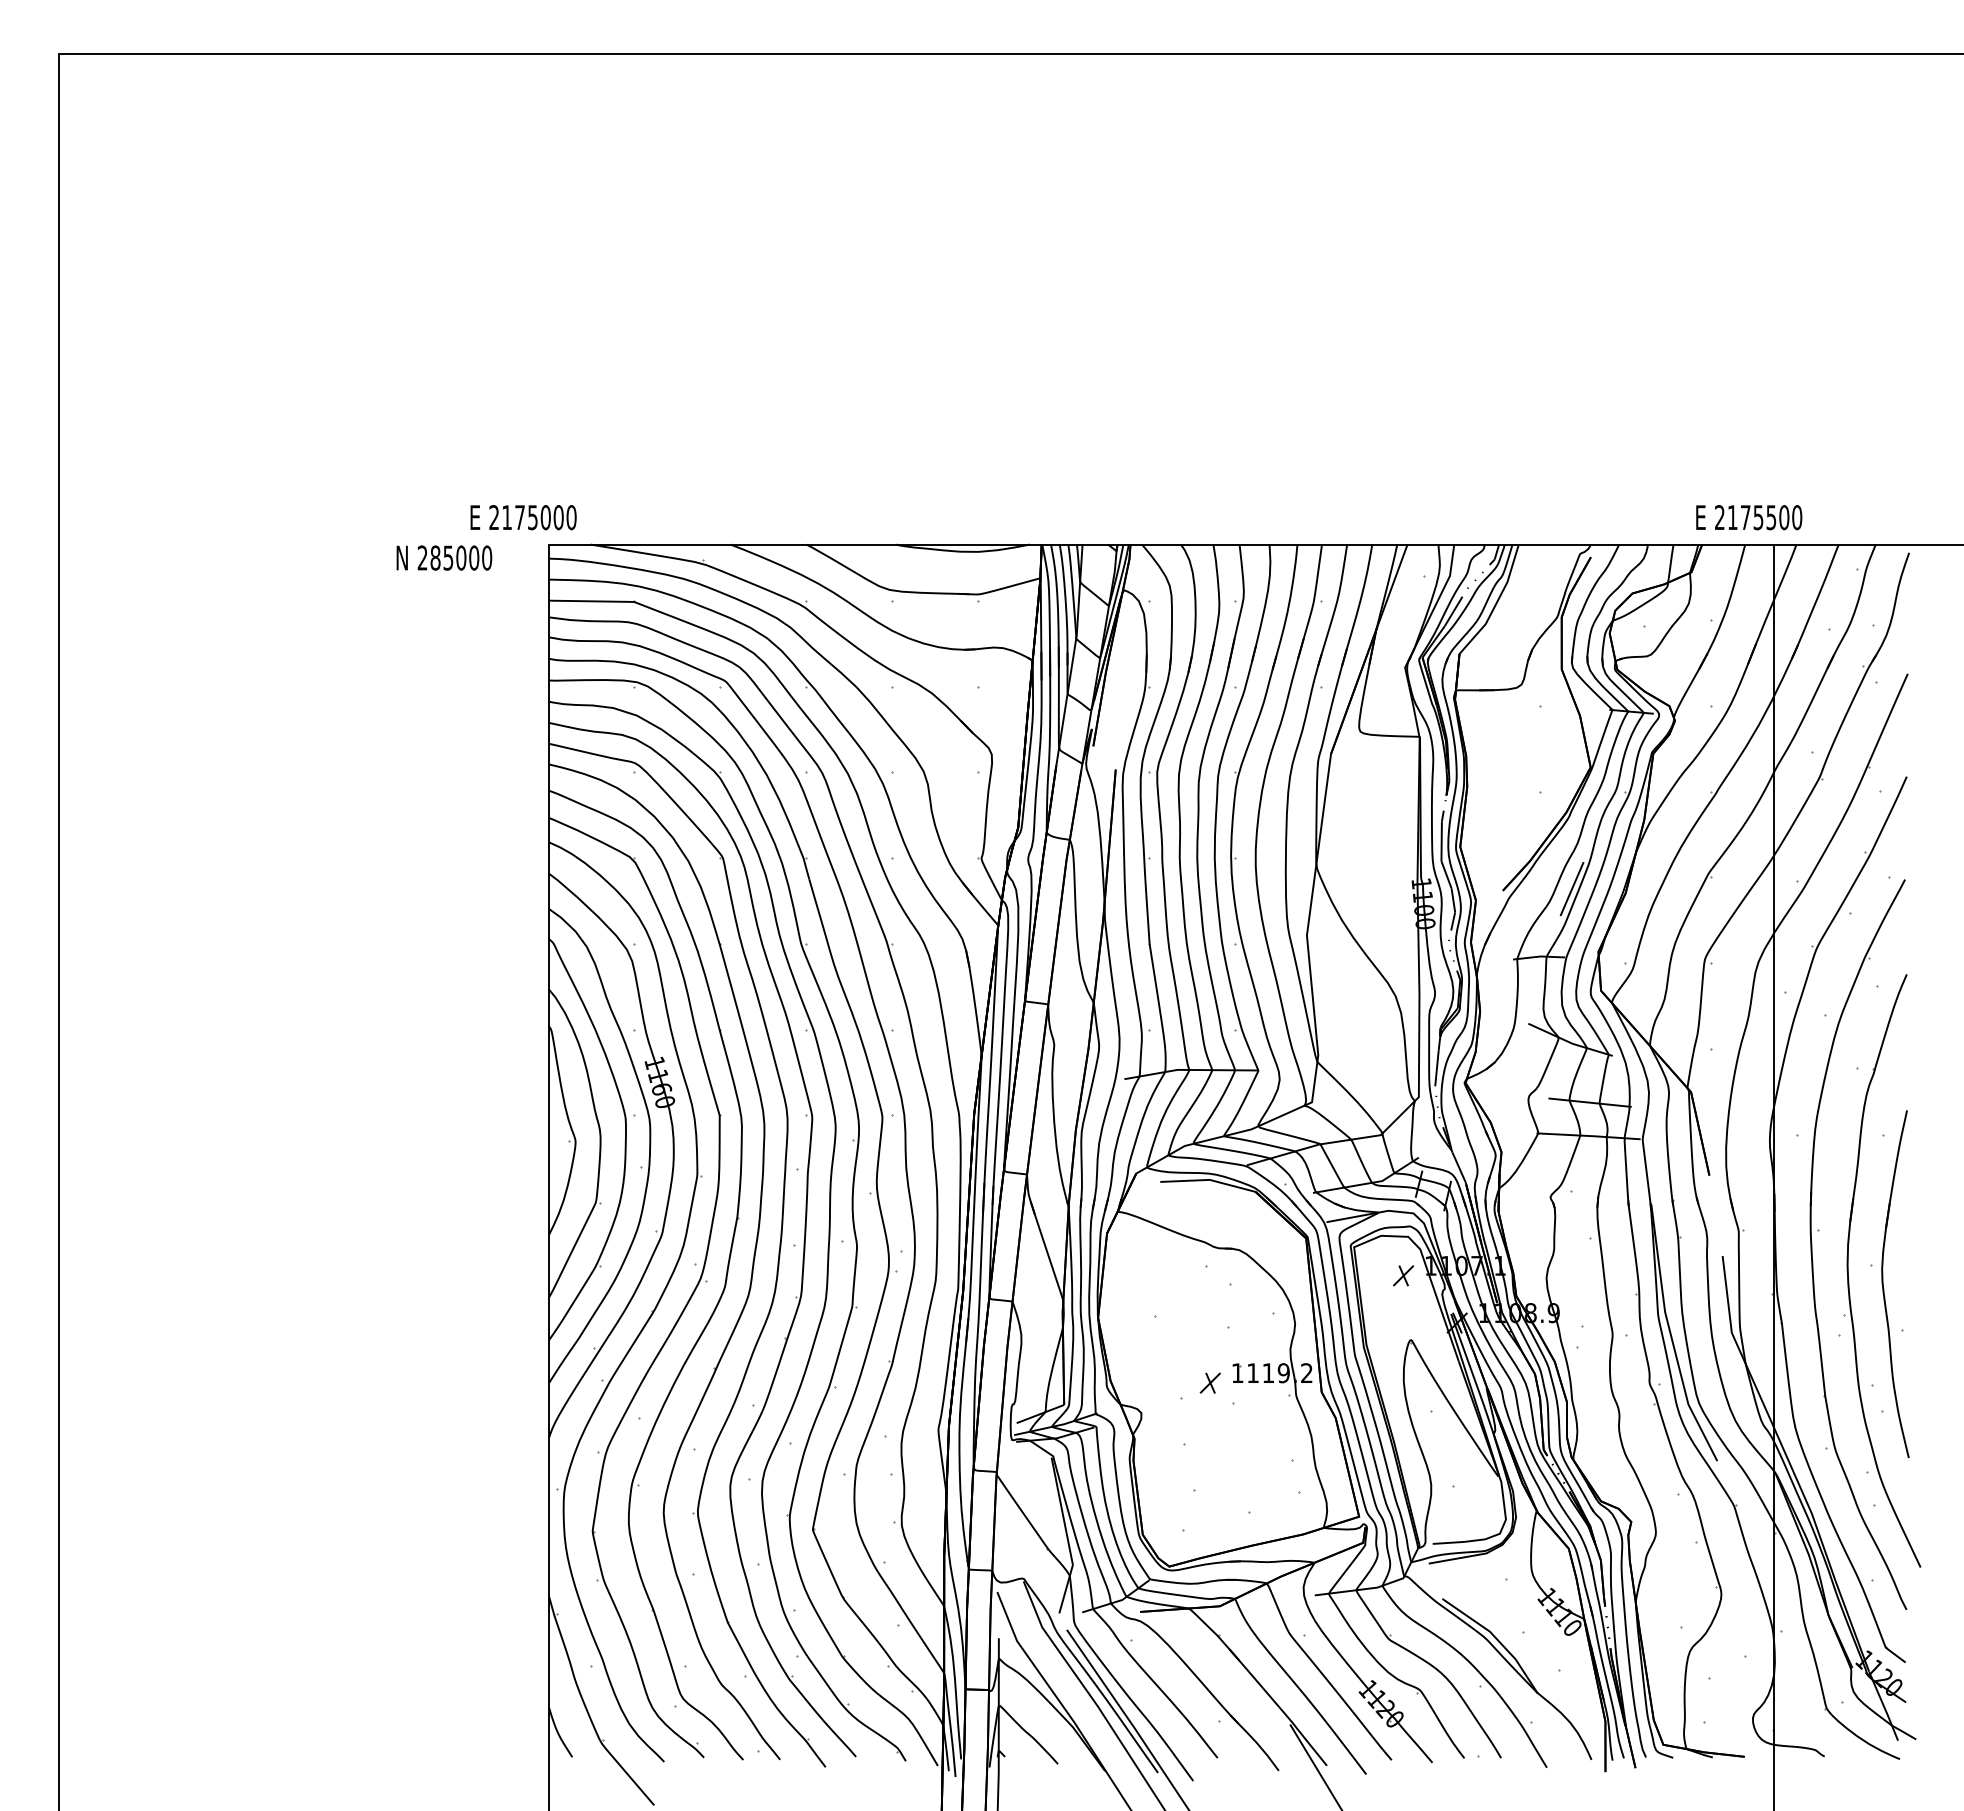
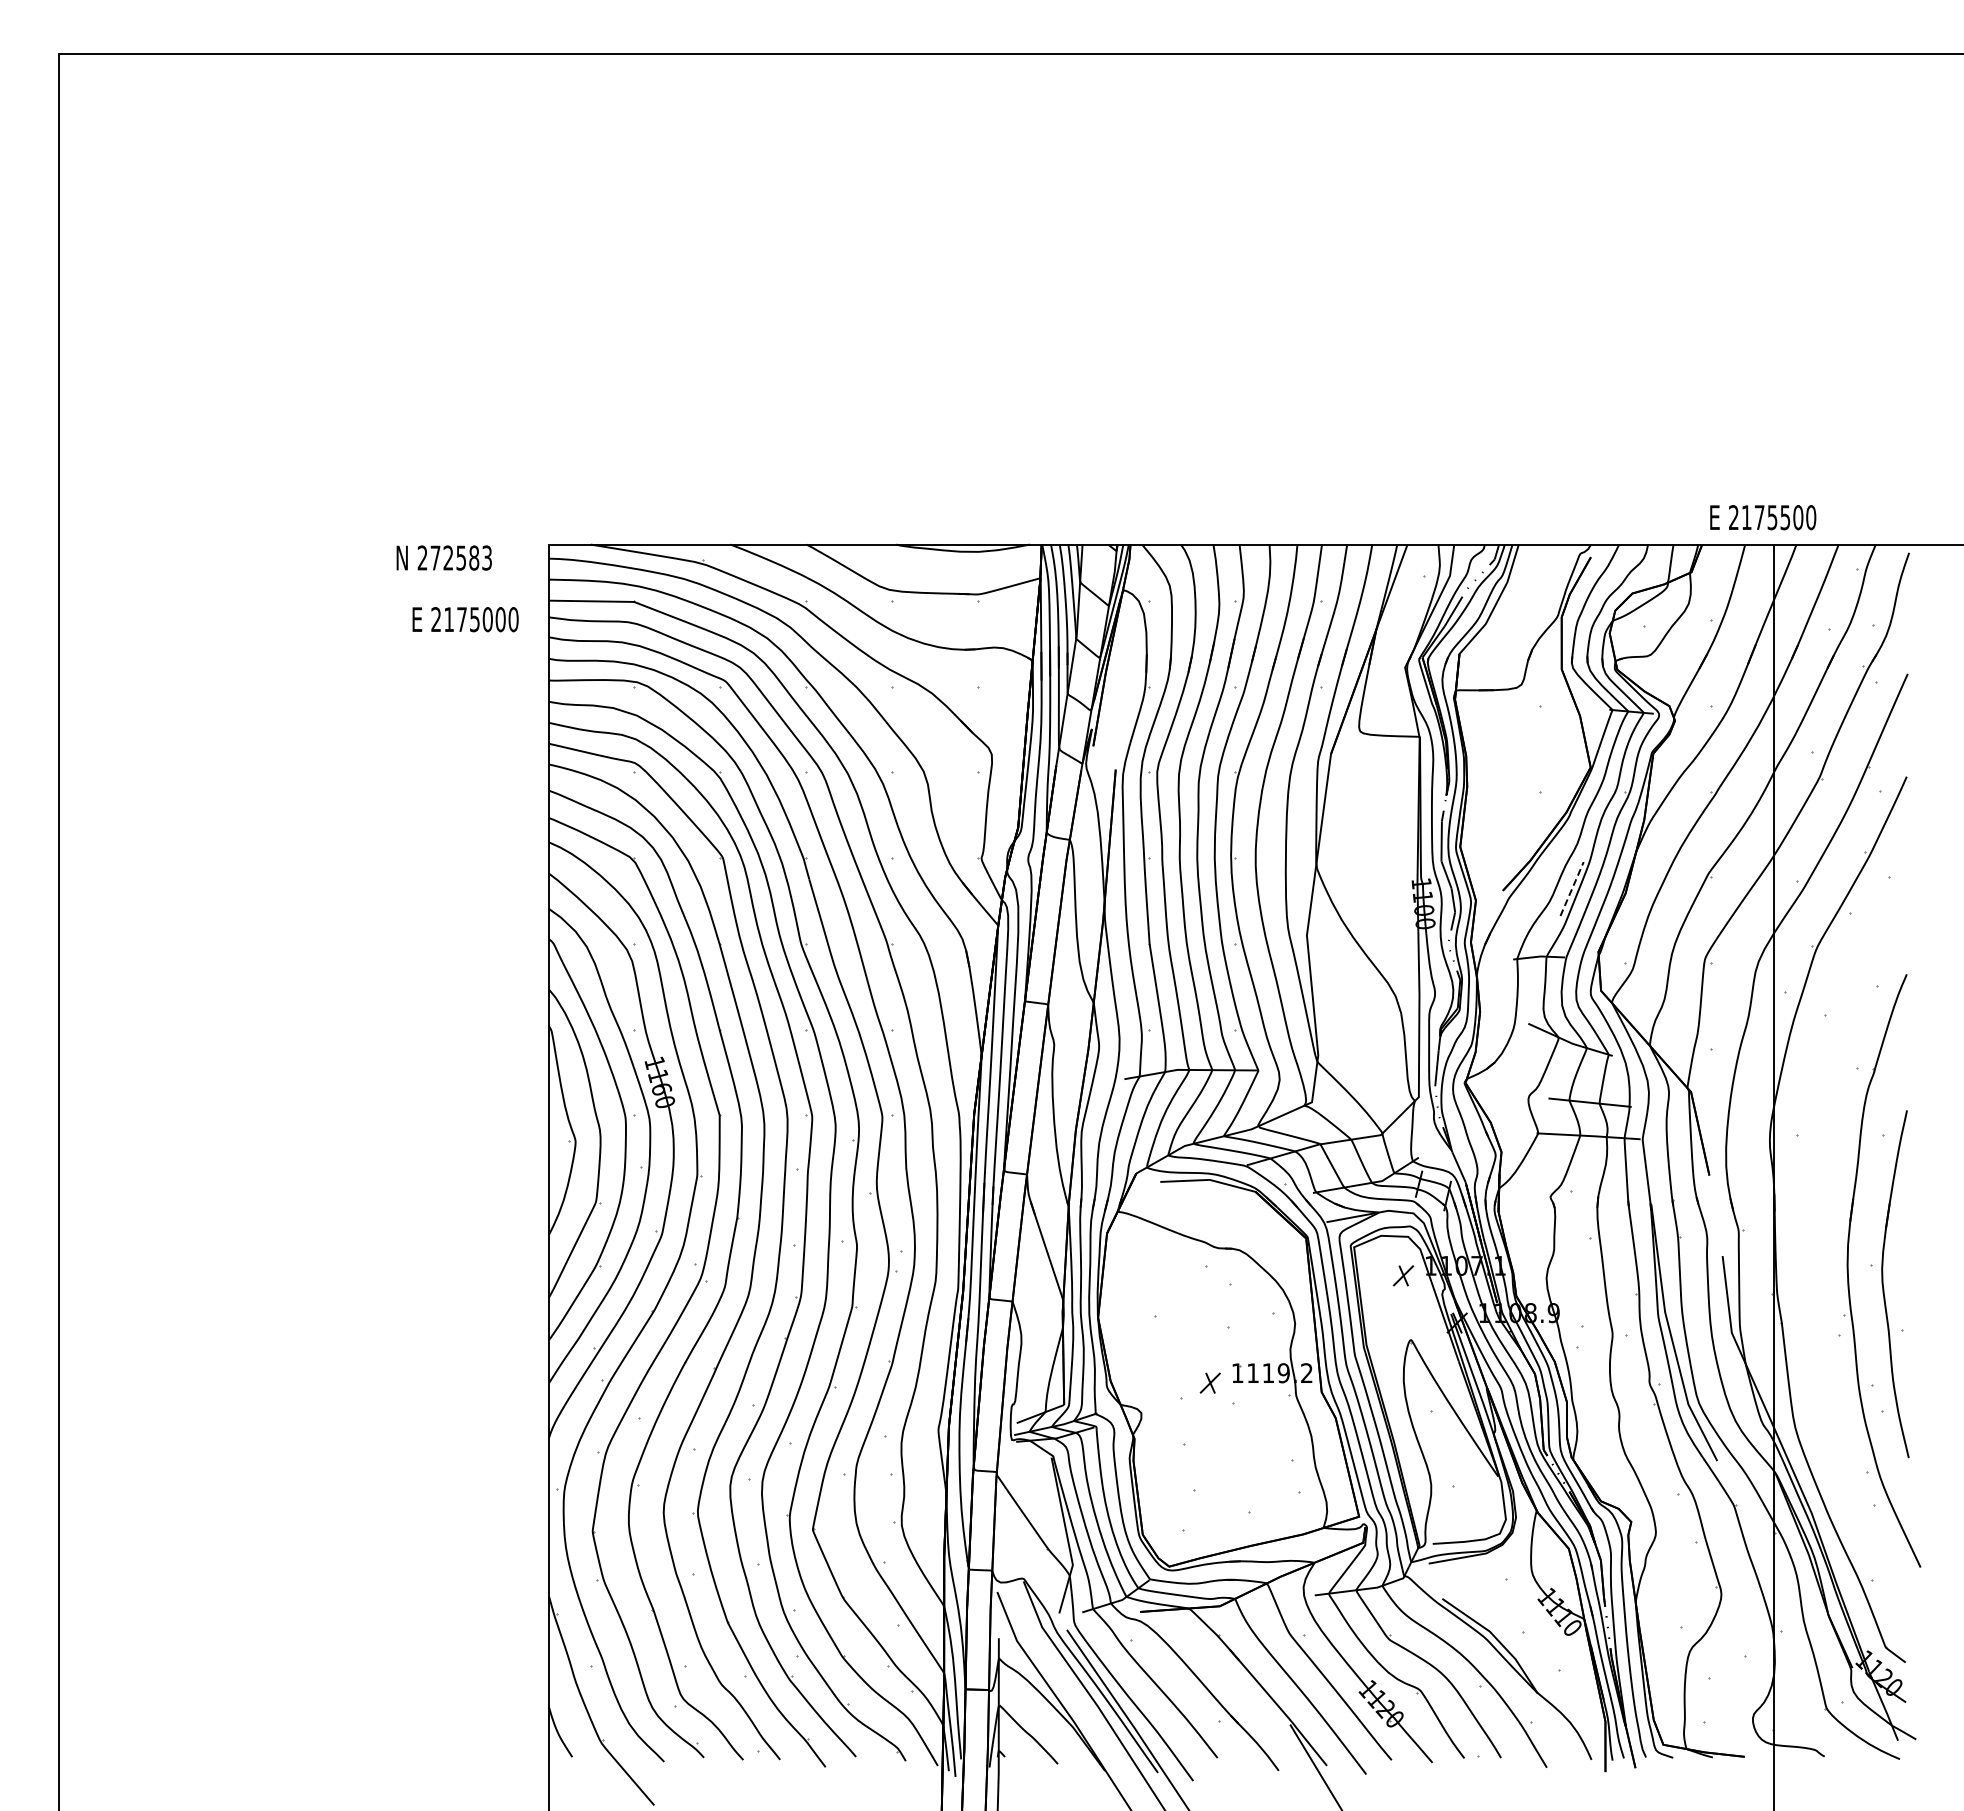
text position: (523, 517) -> (465, 619) (465, 619)
text position: (1749, 517) -> (1763, 517) (1763, 517)
text: 285000 -> 272583 (461, 557)
line: solid -> dashed (1572, 888)
part: present -> none (1819, 1230)
